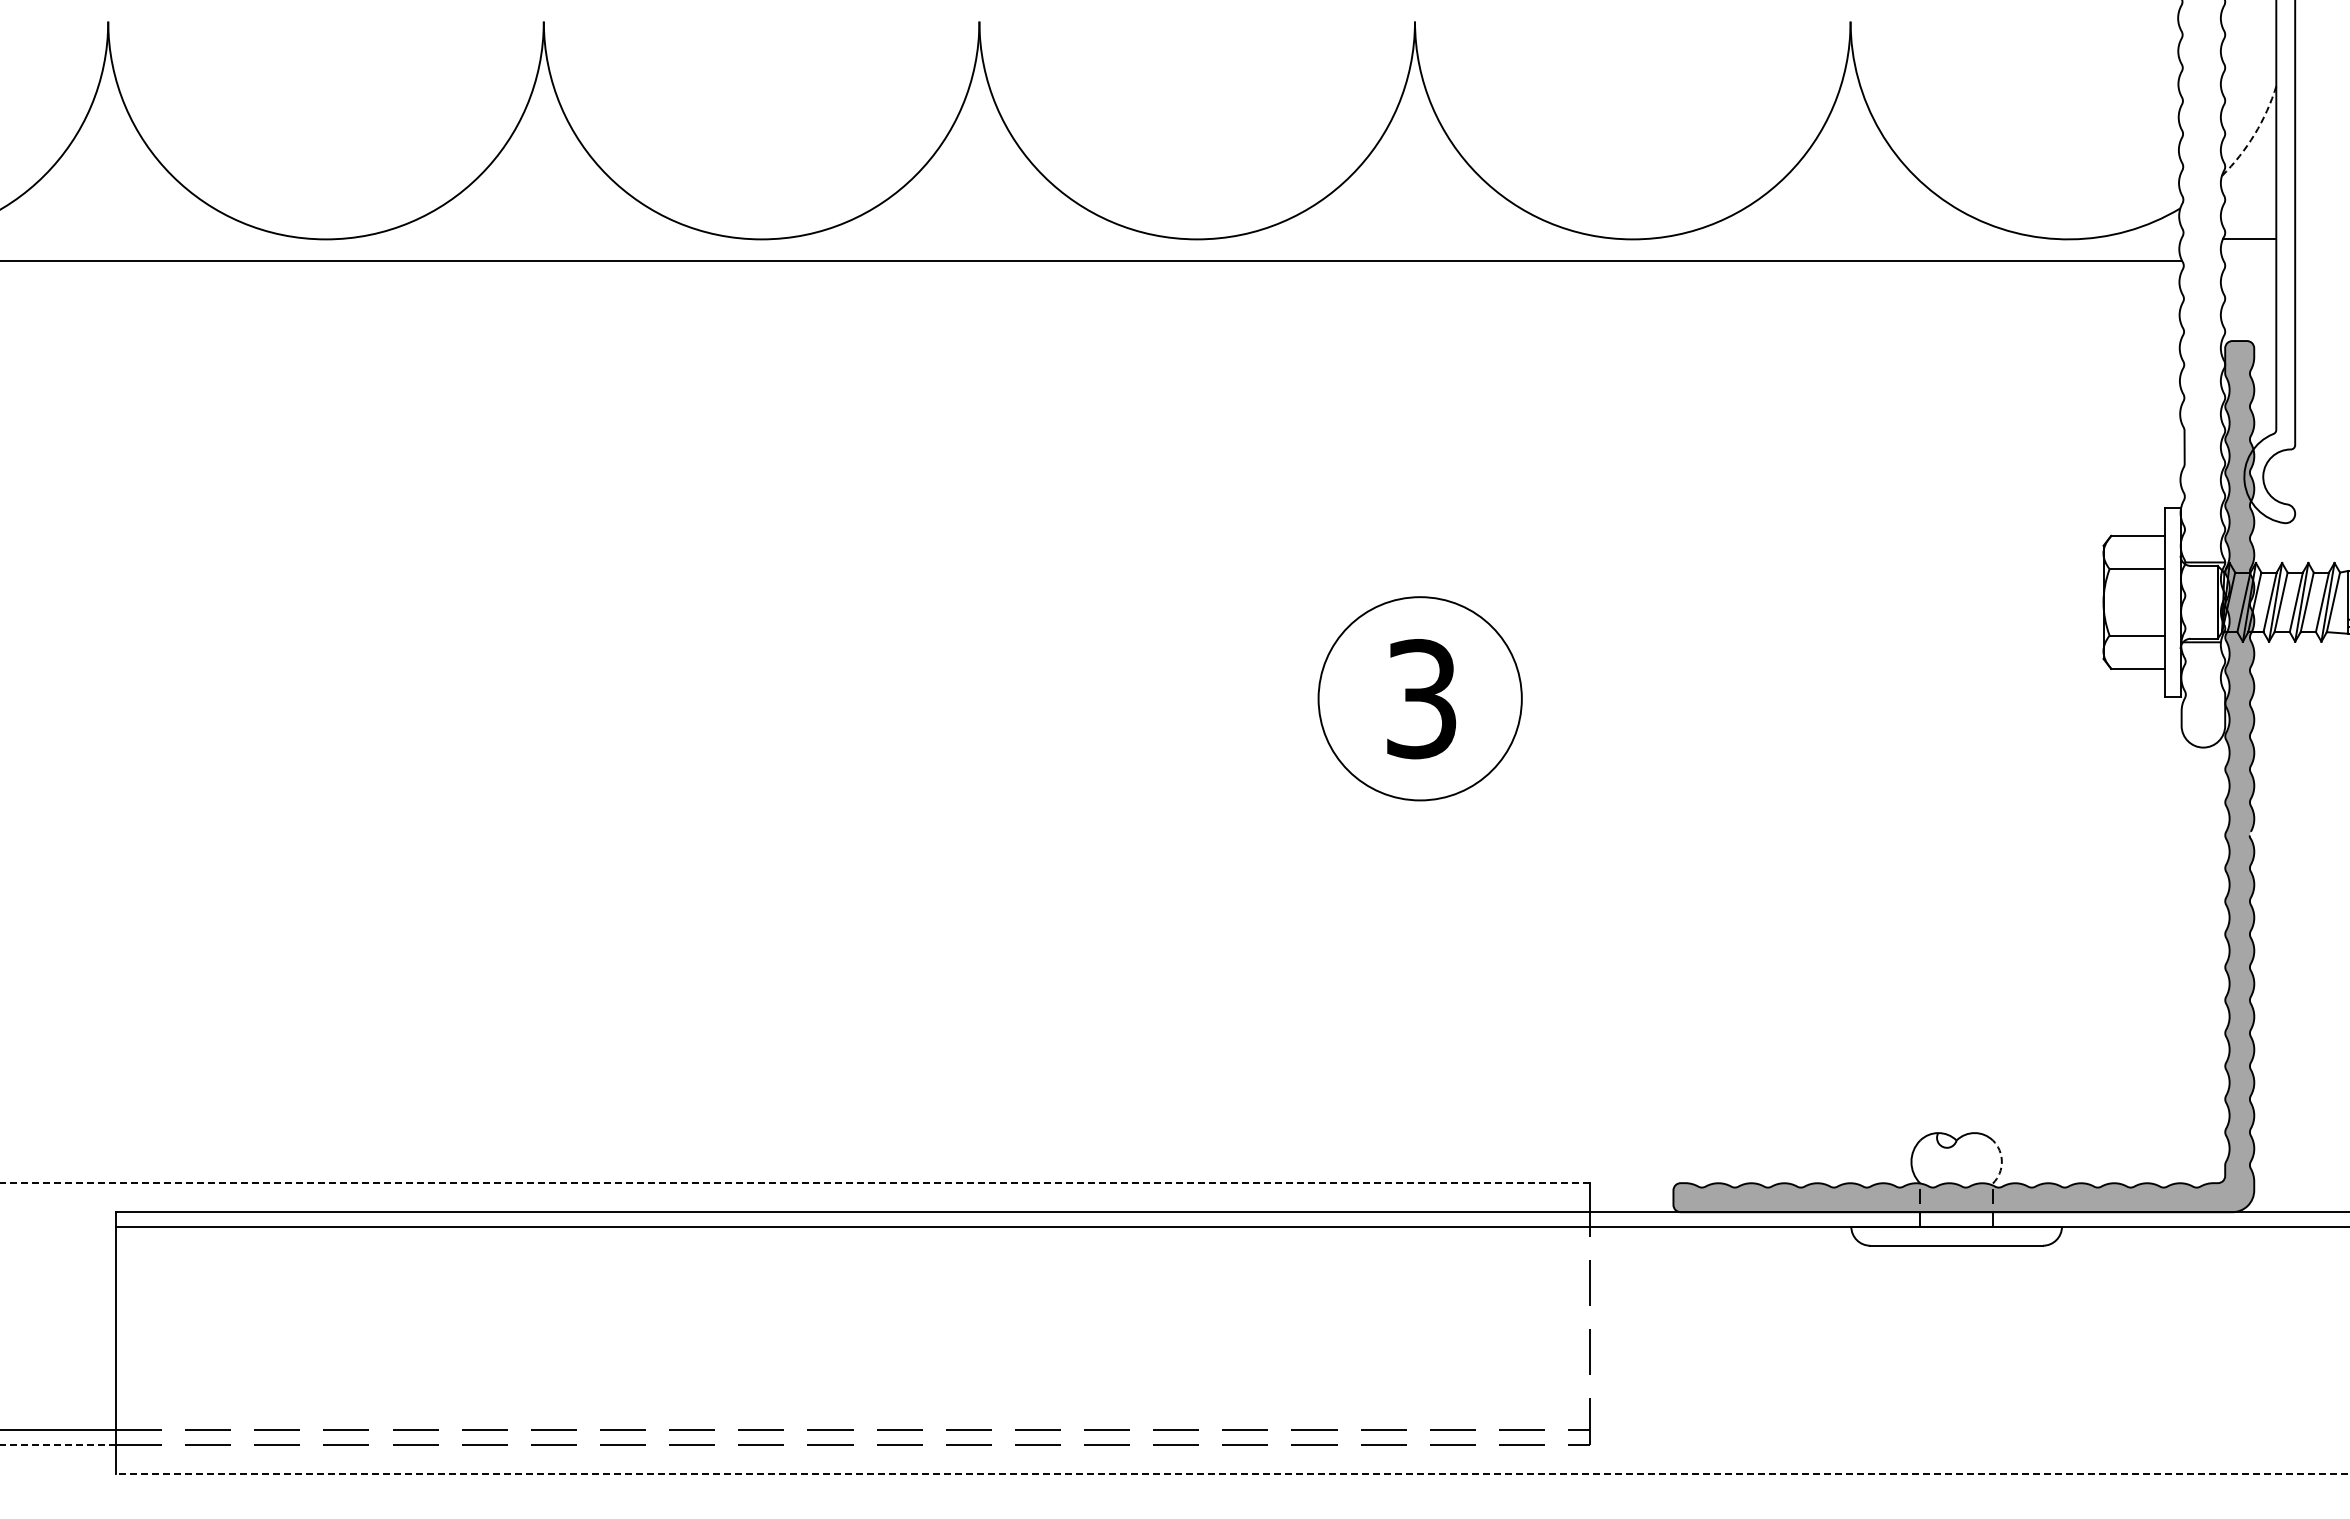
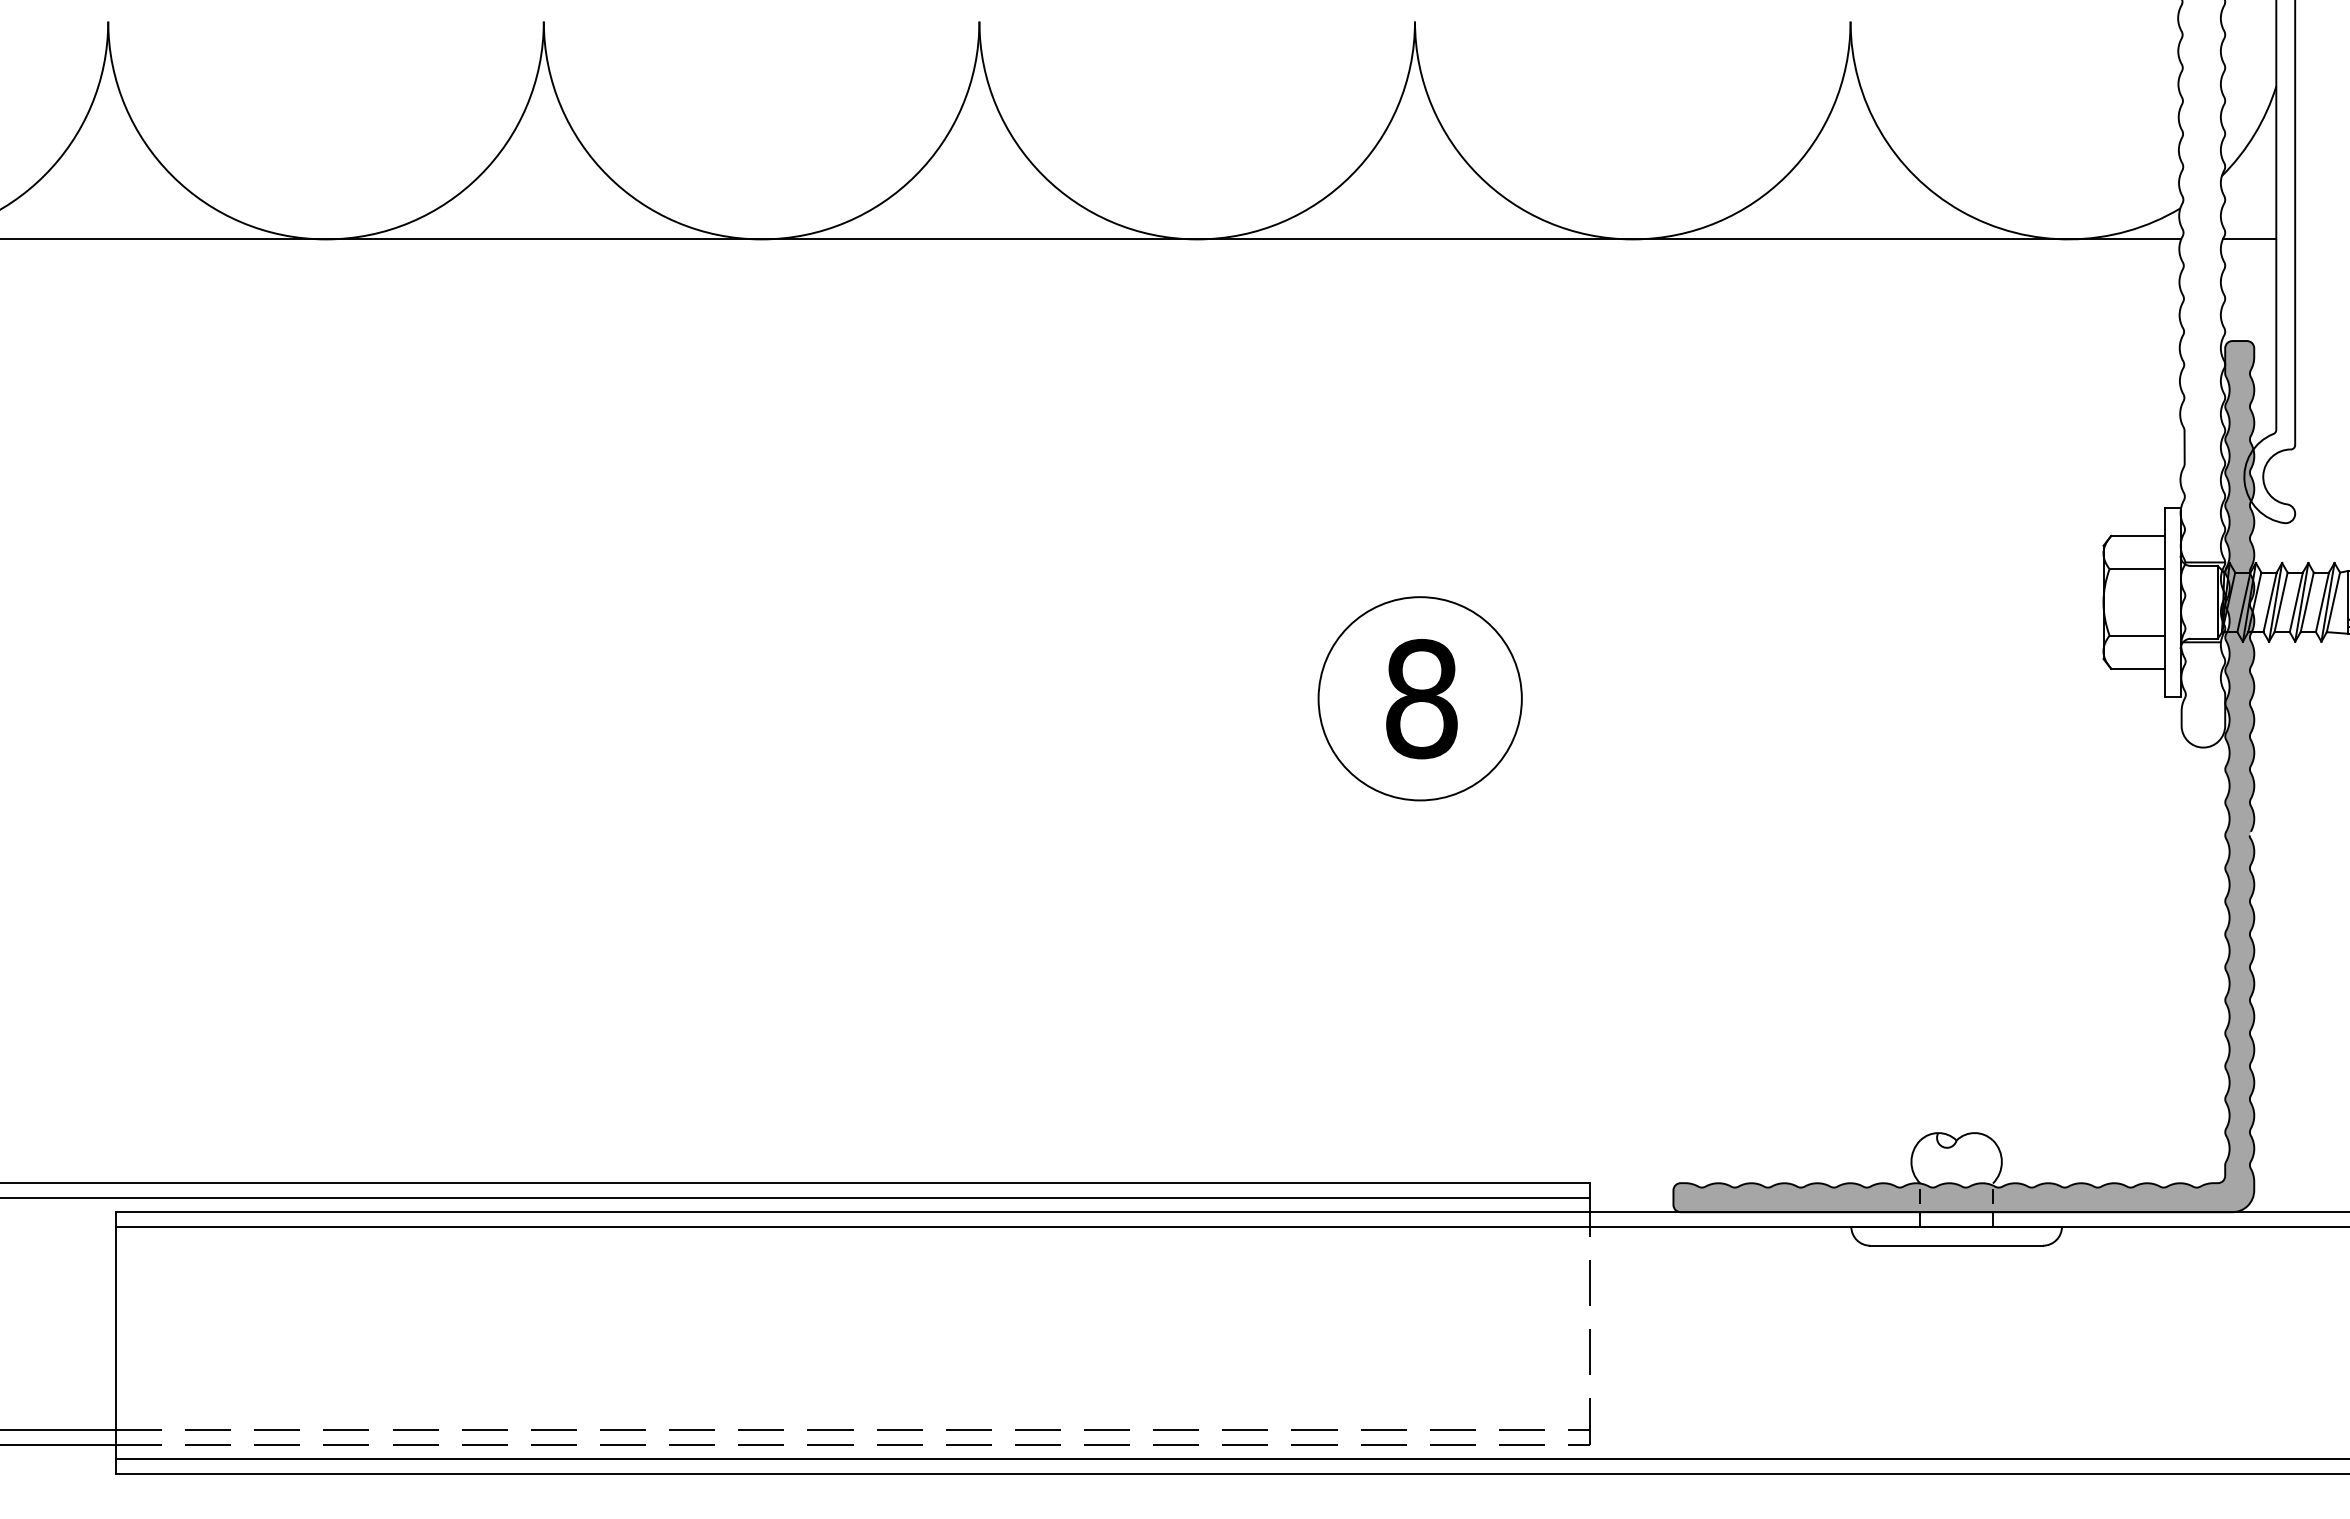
arc: dashed -> solid (2254, 134)
line position: (1091, 261) -> (1091, 239) (1091, 239)
text: 3 -> 8 (1421, 699)
arc: dashed -> solid (2001, 1161)
line: dashed -> solid (795, 1183)
line: none -> present (796, 1197)
line: dashed -> solid (57, 1444)
line: none -> present (1230, 1459)
line: dashed -> solid (1232, 1473)
